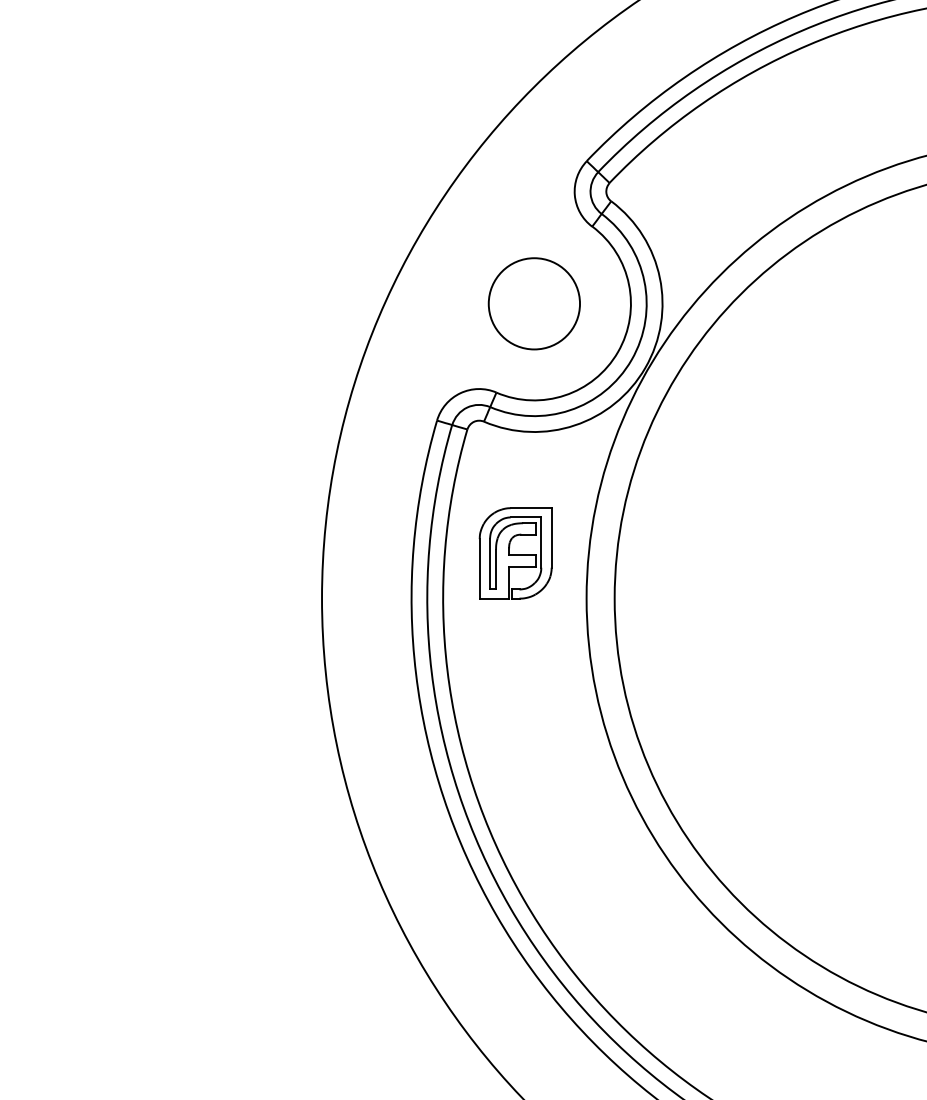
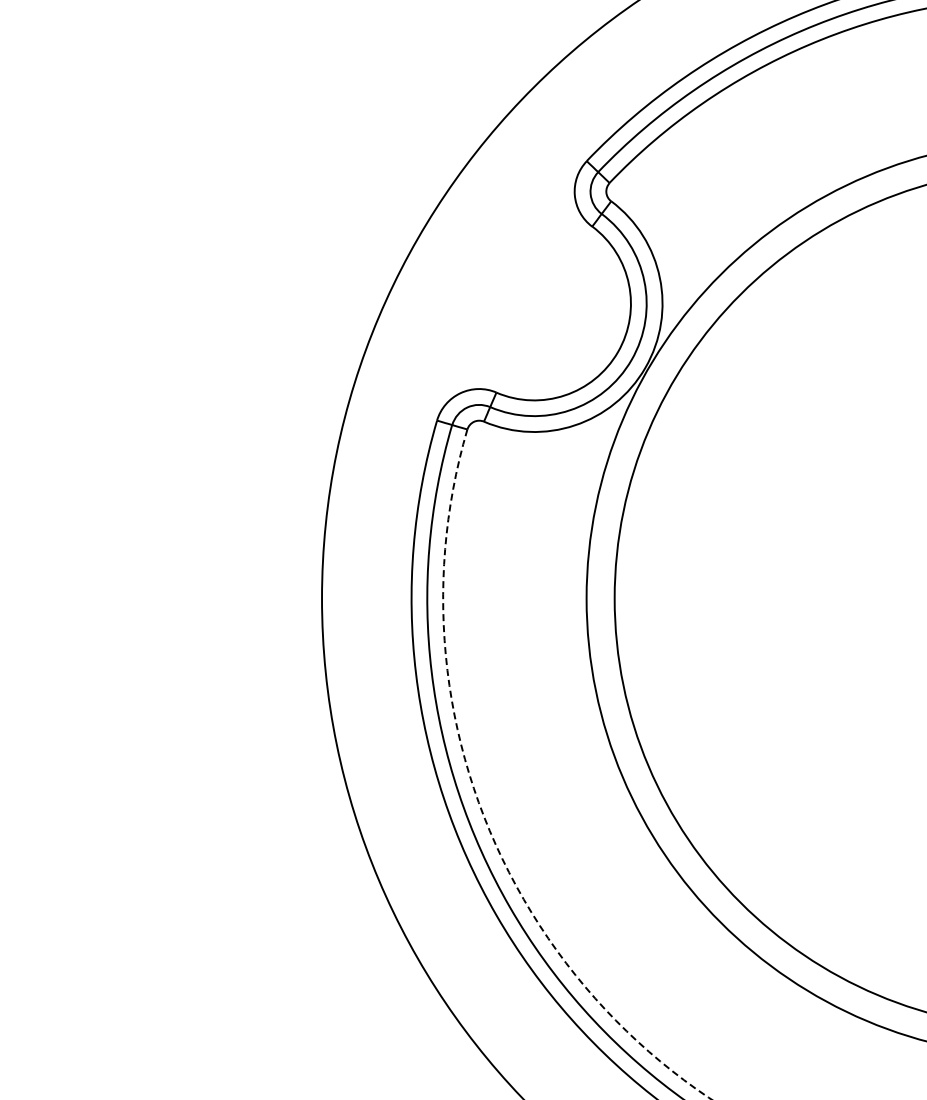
circle: present -> none (533, 303)
part: present -> none (515, 553)
arc: solid -> dashed (479, 804)
